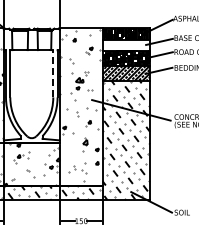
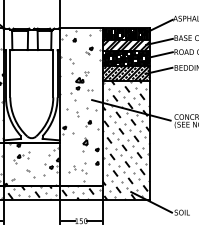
hatch: none -> present (125, 44)
line: dashed -> solid (53, 73)
